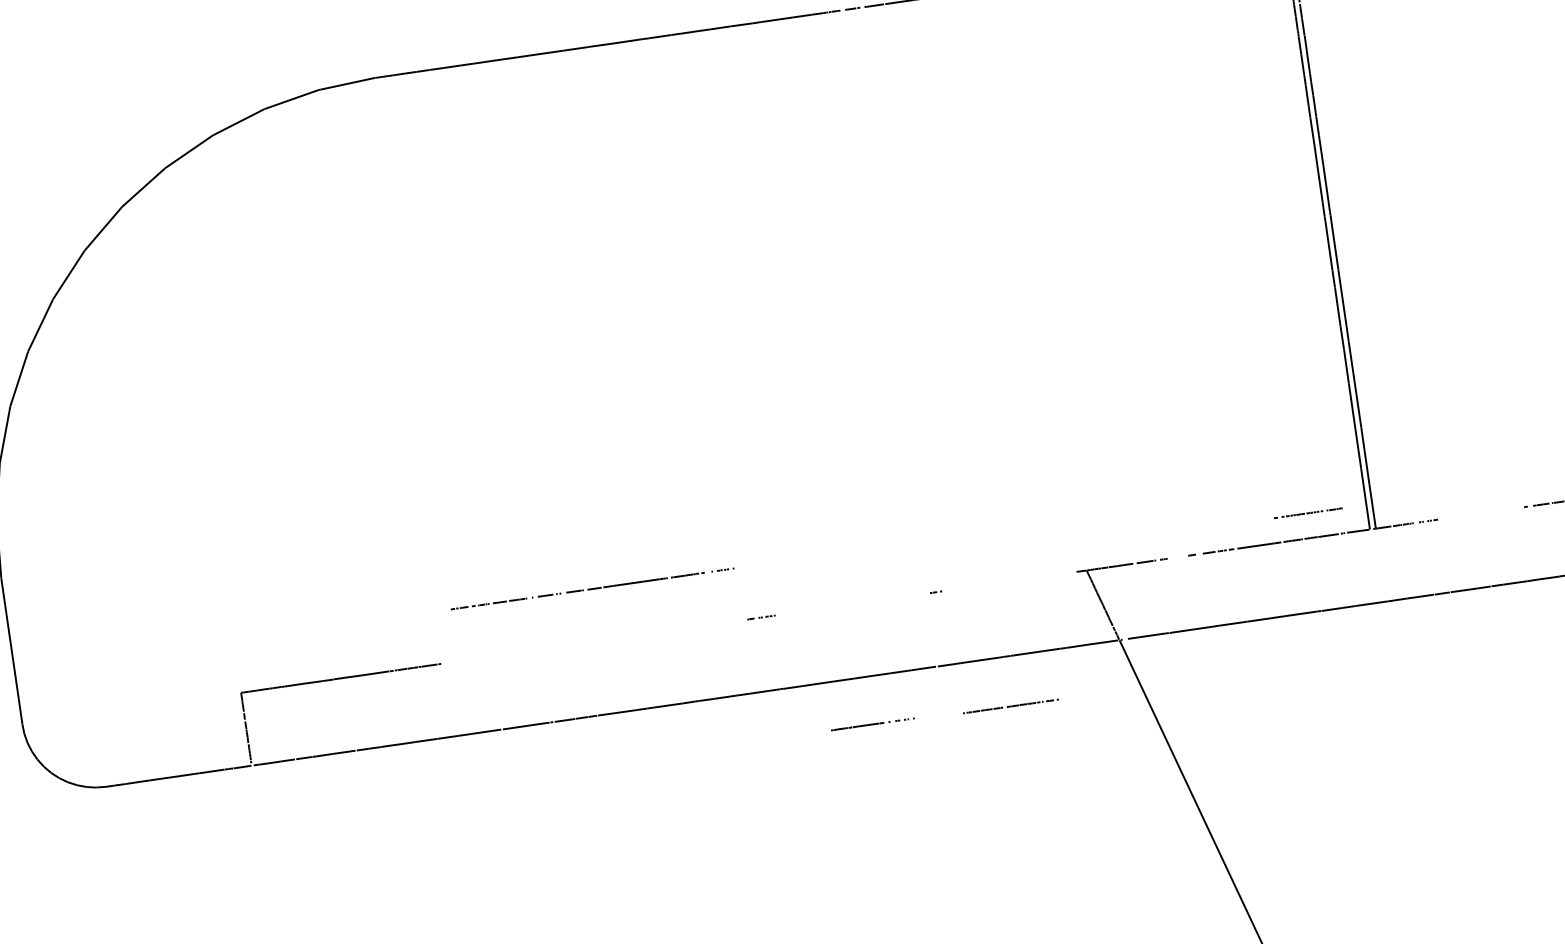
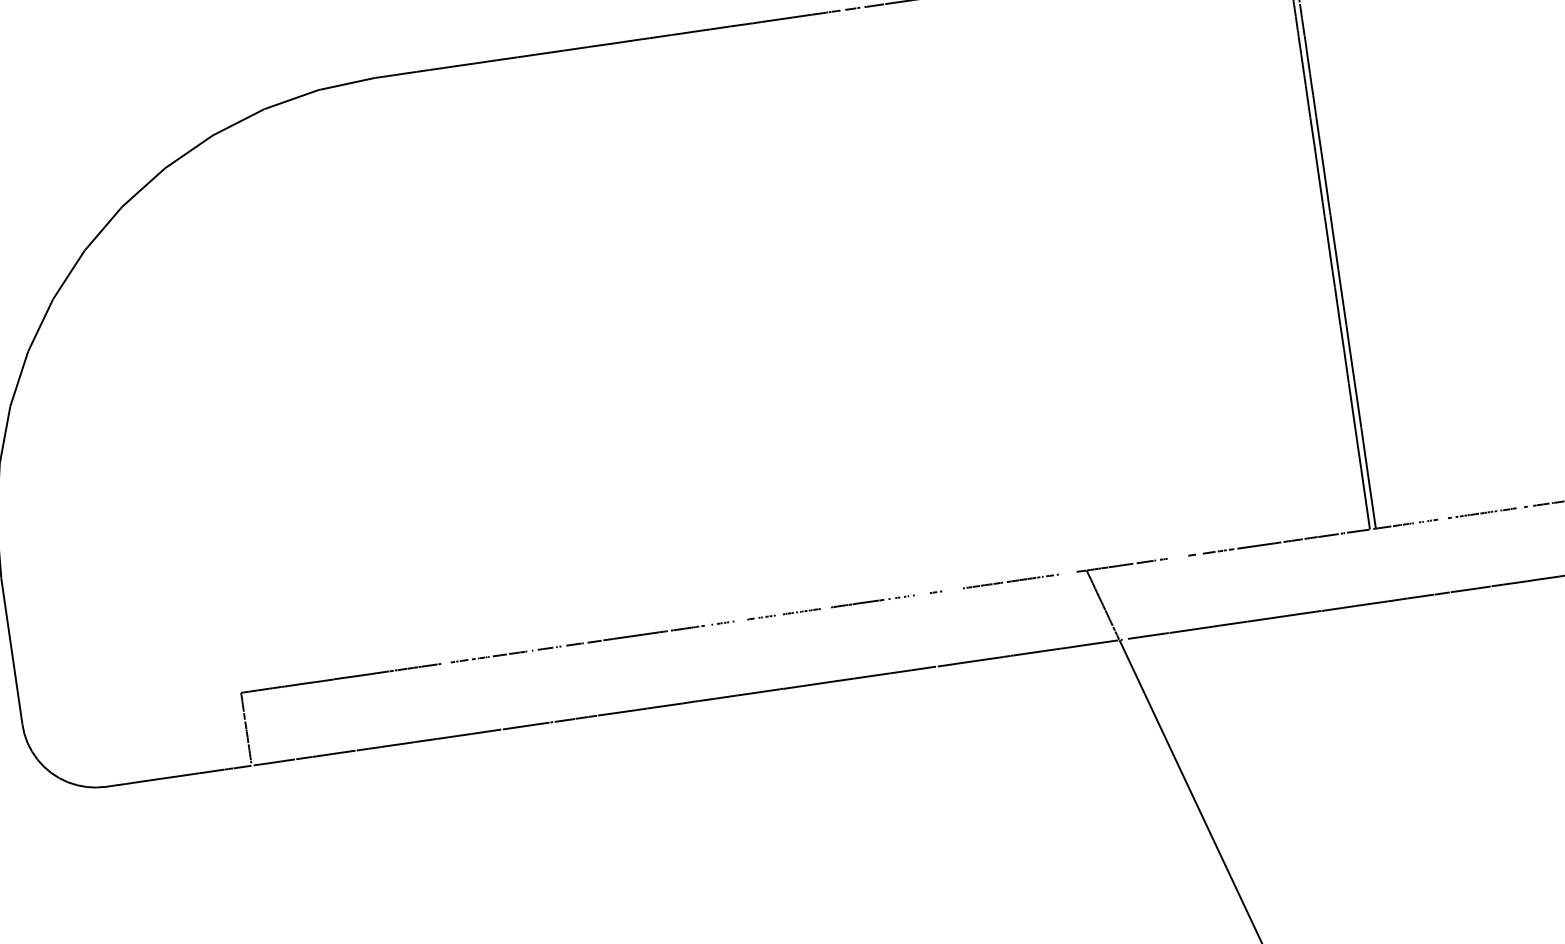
line position: (1308, 513) -> (1482, 513) (1482, 513)
part position: (592, 588) -> (592, 641) (592, 641)
line: none -> present (801, 611)
line position: (1010, 706) -> (1010, 581) (1010, 581)
line position: (872, 724) -> (872, 601) (872, 601)
